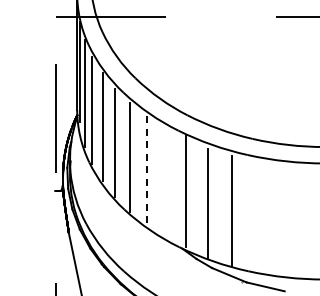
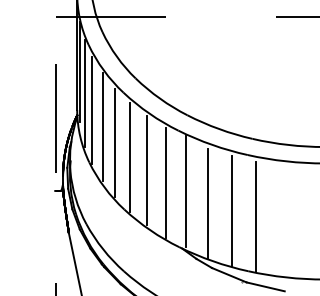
line: dashed -> solid (146, 171)
line: none -> present (165, 182)
line: none -> present (255, 216)
